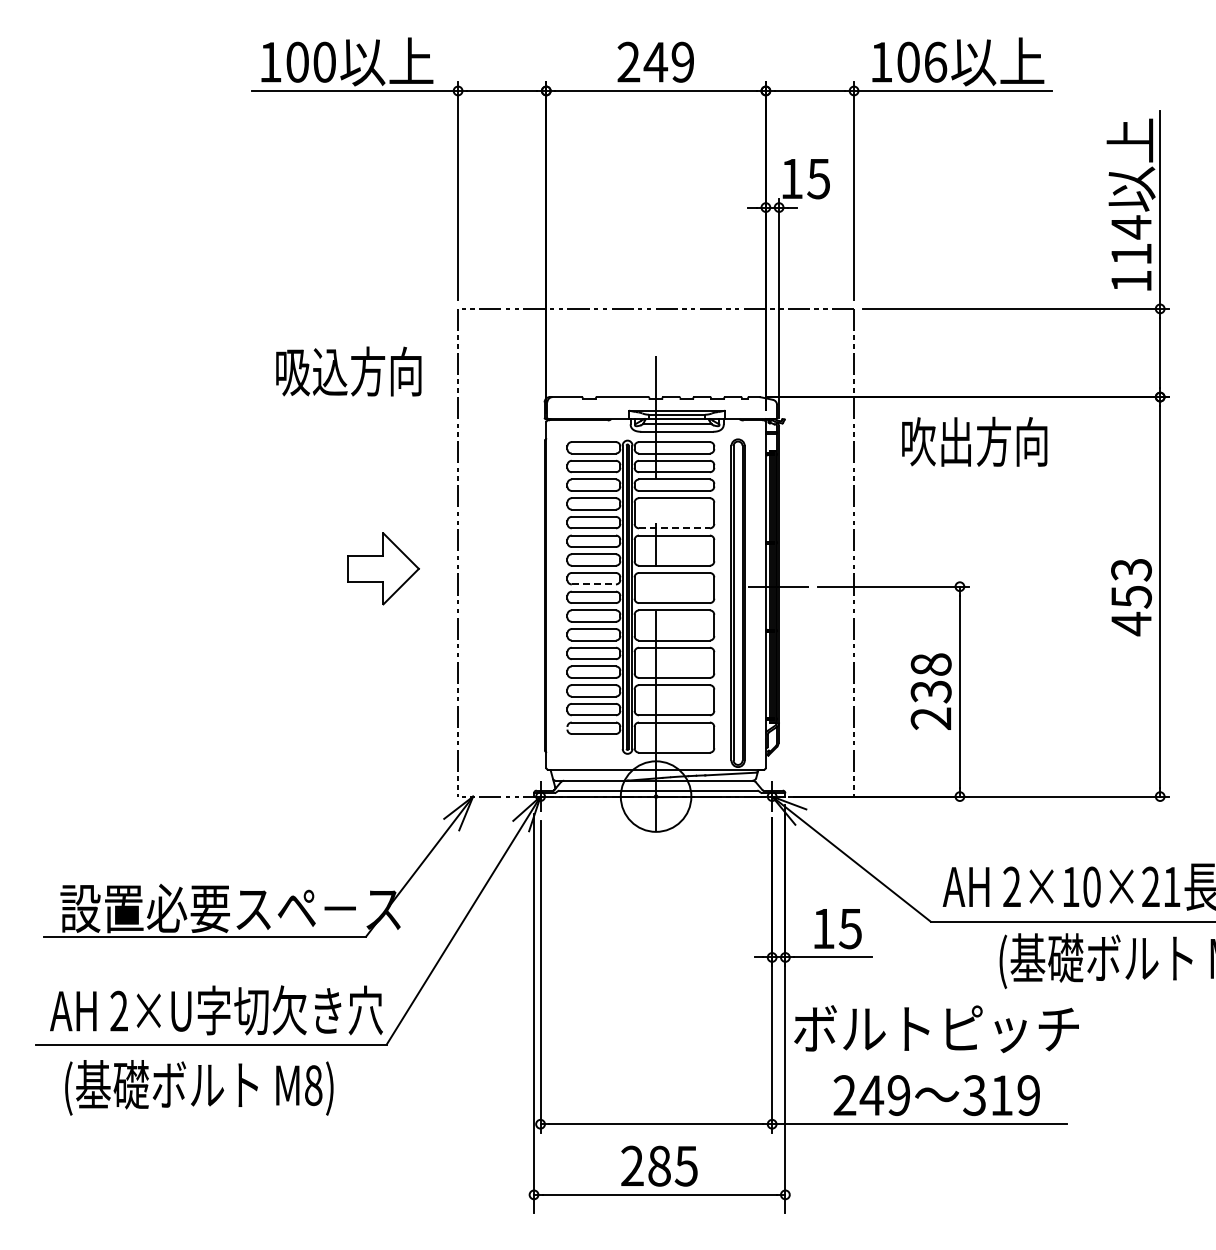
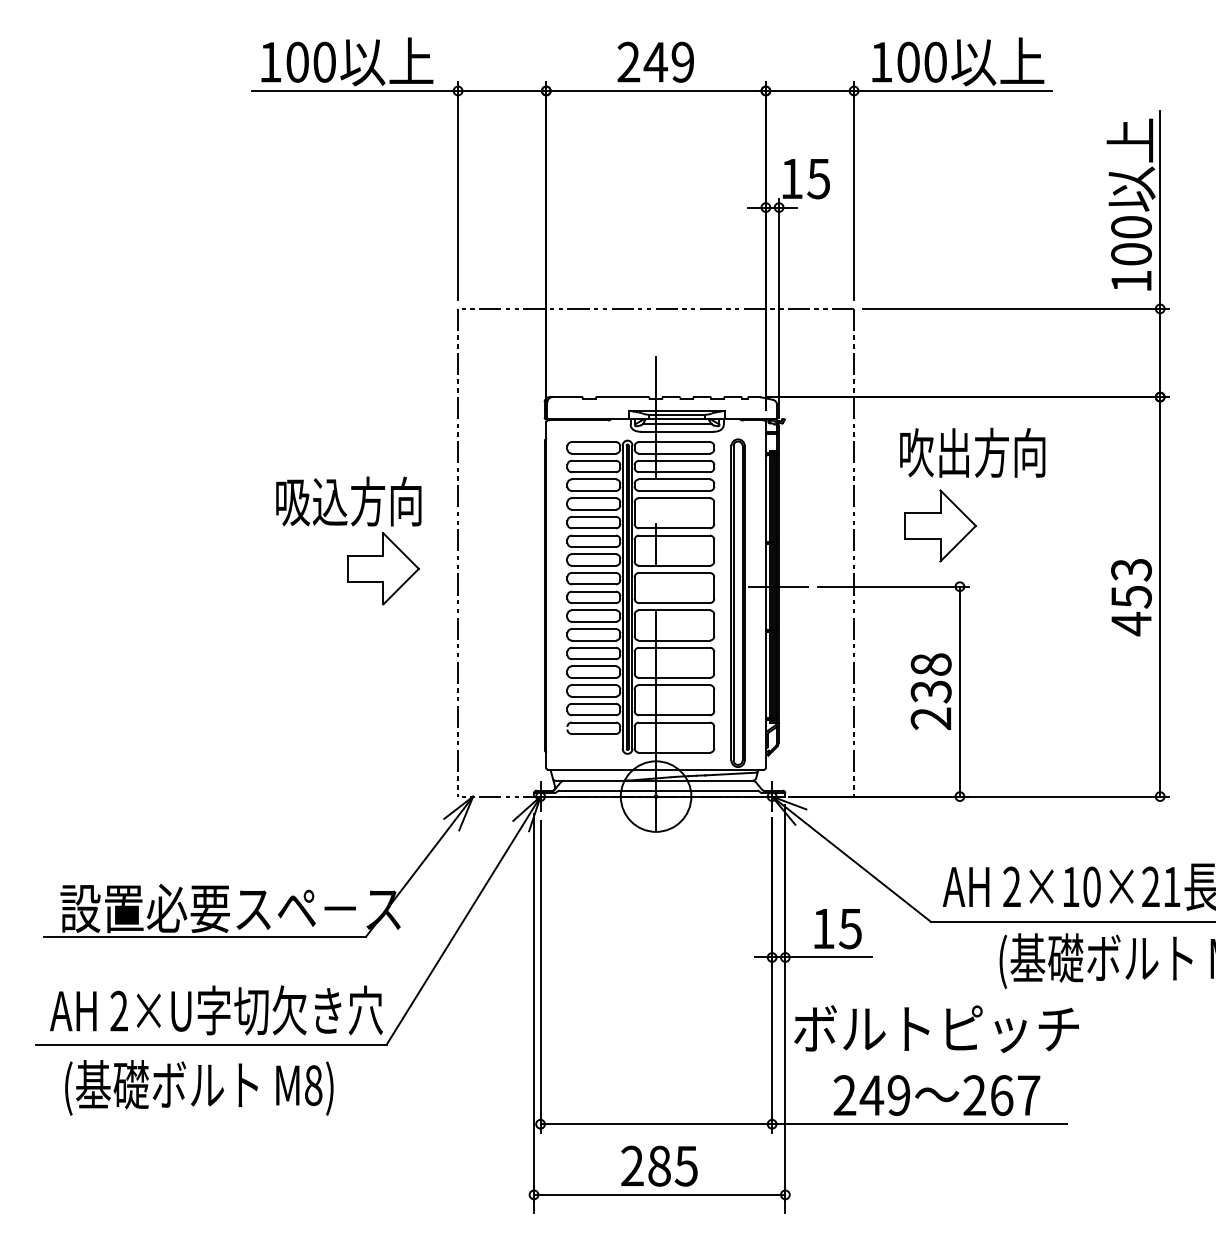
text: 106 -> 100 (935, 61)
text: 114 -> 100 (1131, 240)
text position: (348, 371) -> (348, 501) (348, 501)
text position: (974, 441) -> (972, 452) (972, 452)
part: none -> present (940, 525)
line: dashed -> solid (674, 528)
line: dashed -> solid (594, 584)
text: 319 -> 267 (1001, 1095)
